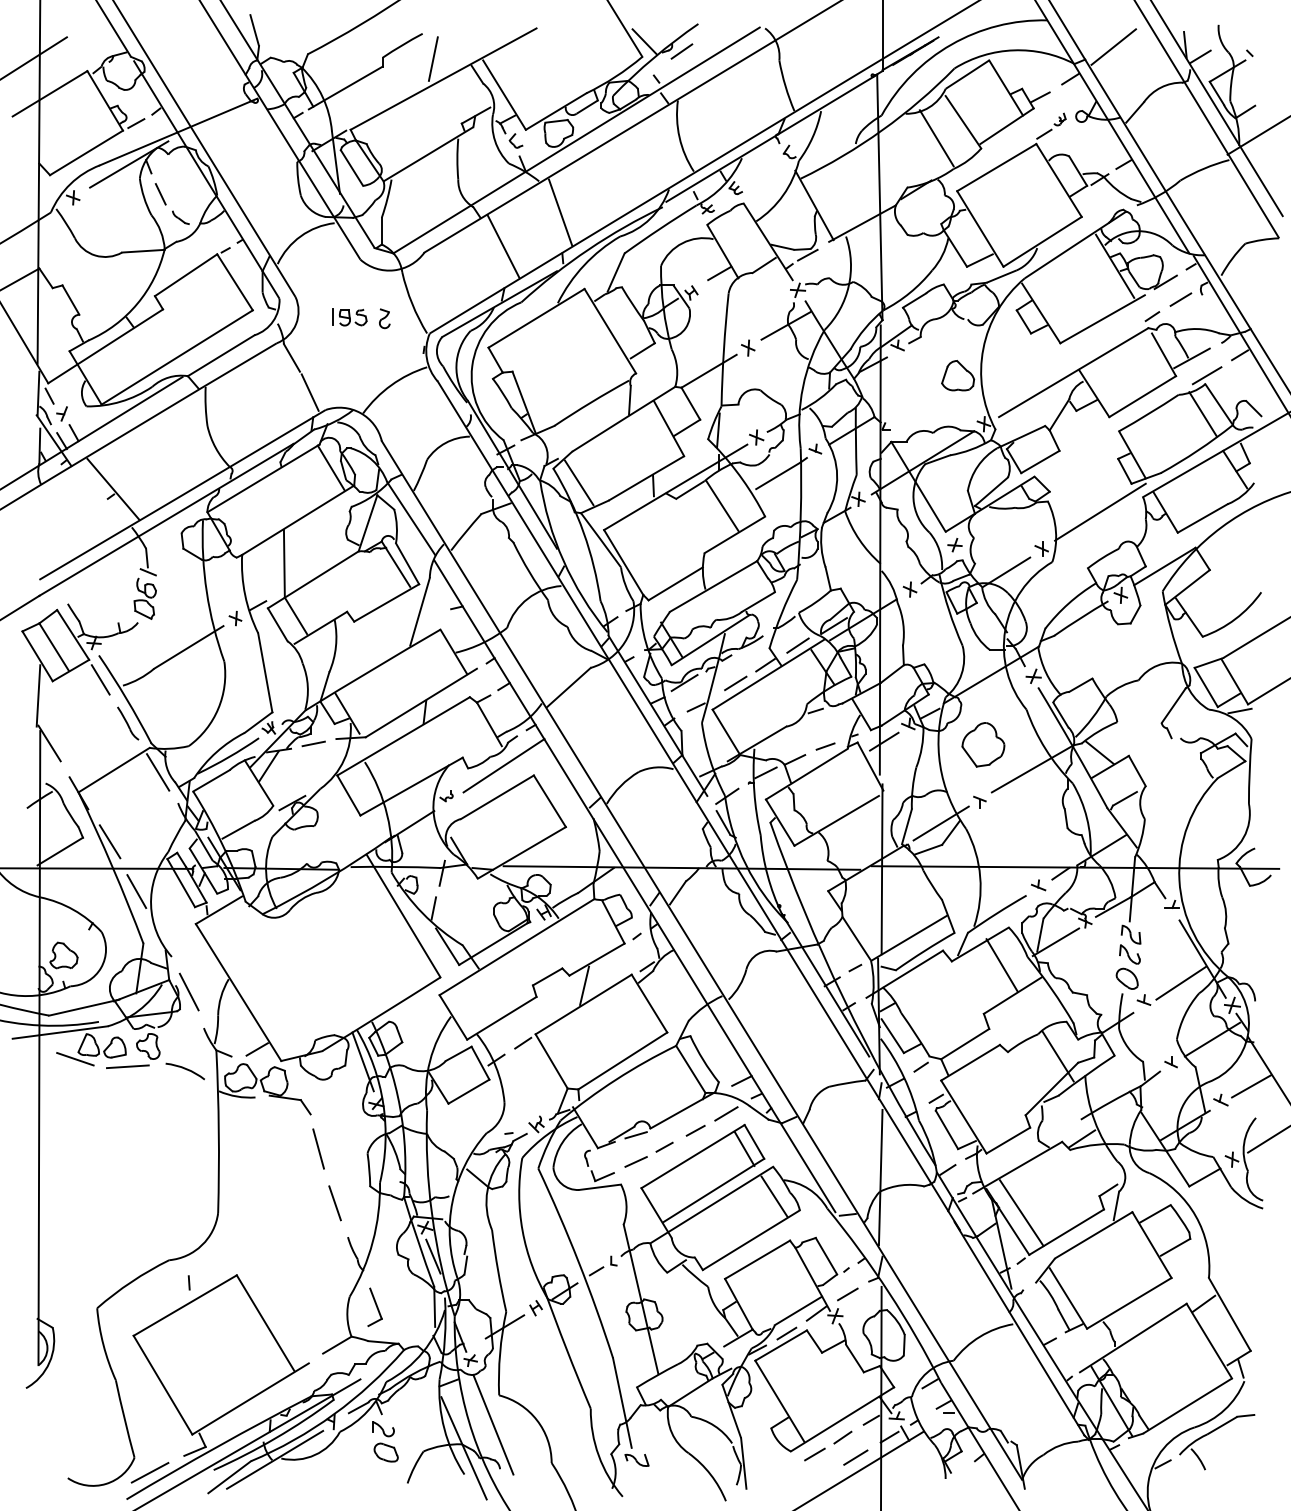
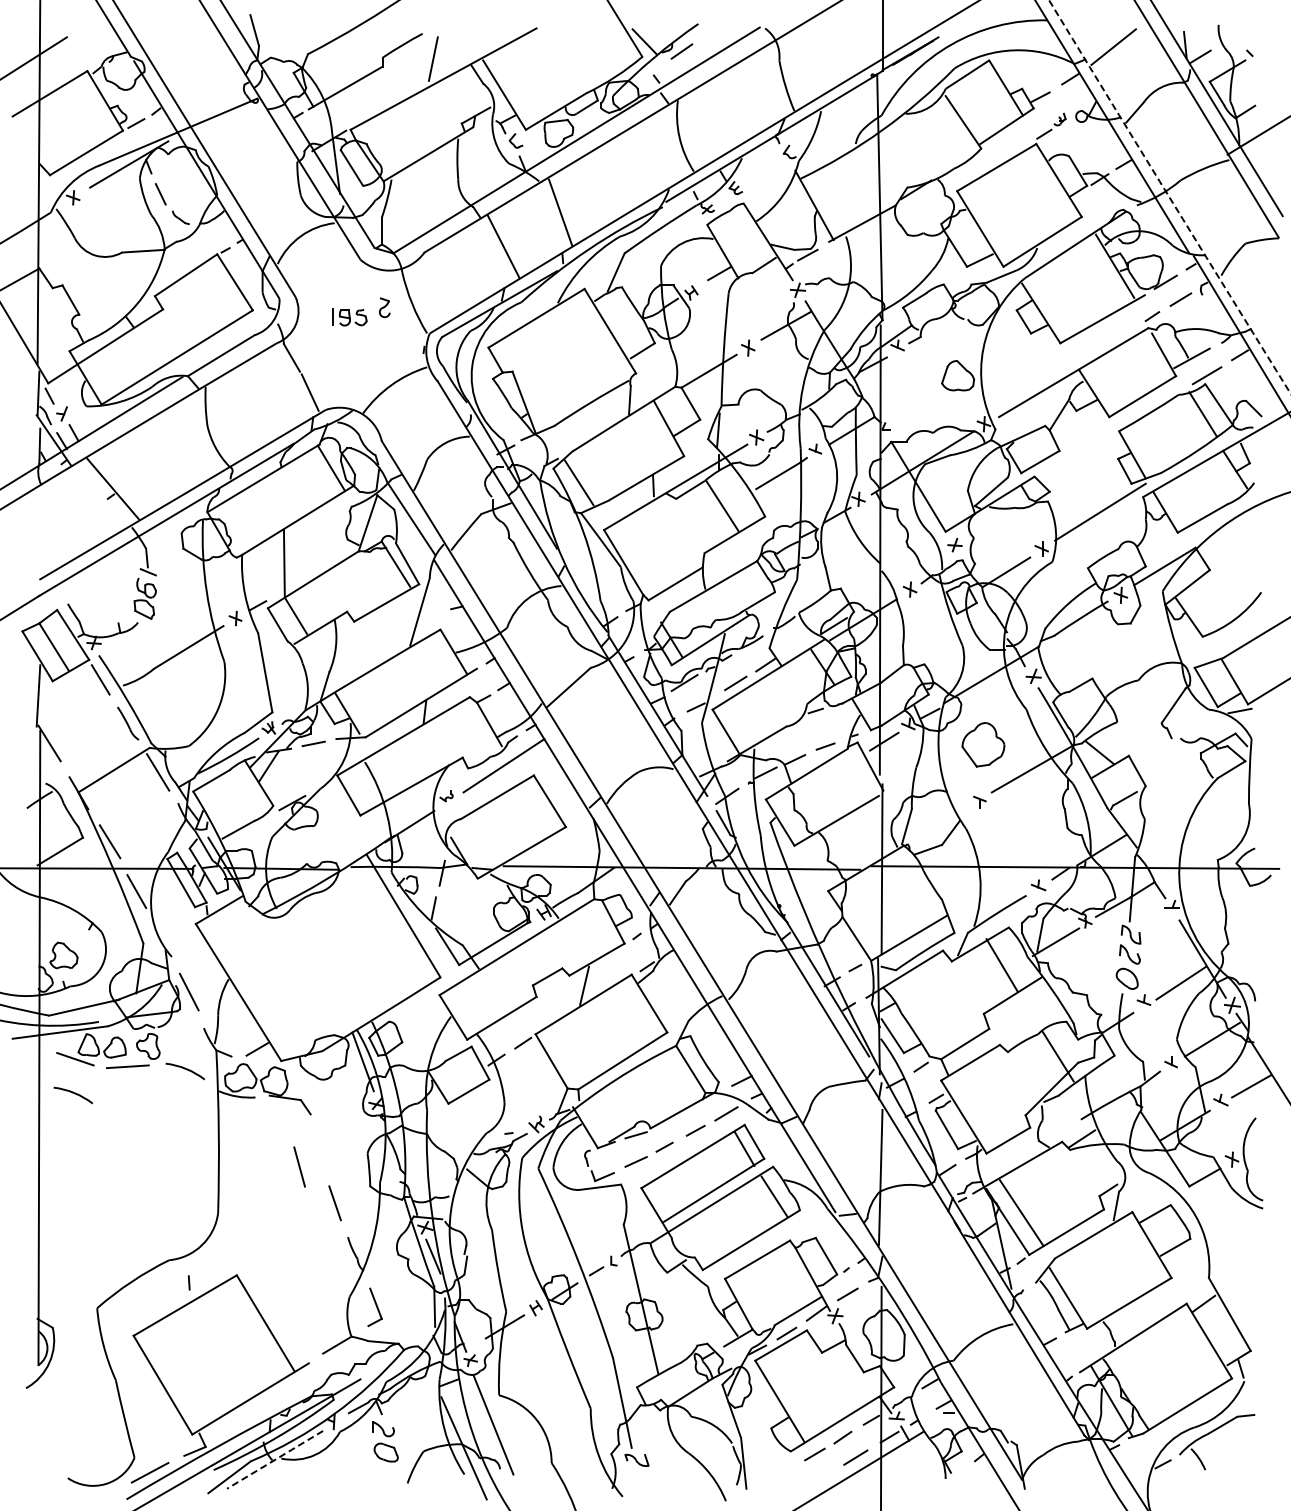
line: present -> none (936, 138)
arc: solid -> dashed (1169, 197)
part position: (384, 318) -> (384, 307) (384, 307)
line: present -> none (797, 645)
line: present -> none (940, 823)
arc: none -> present (72, 1093)
line: present -> none (1267, 1139)
line position: (318, 1148) -> (299, 1166) (299, 1166)
line: solid -> dashed (274, 1460)
